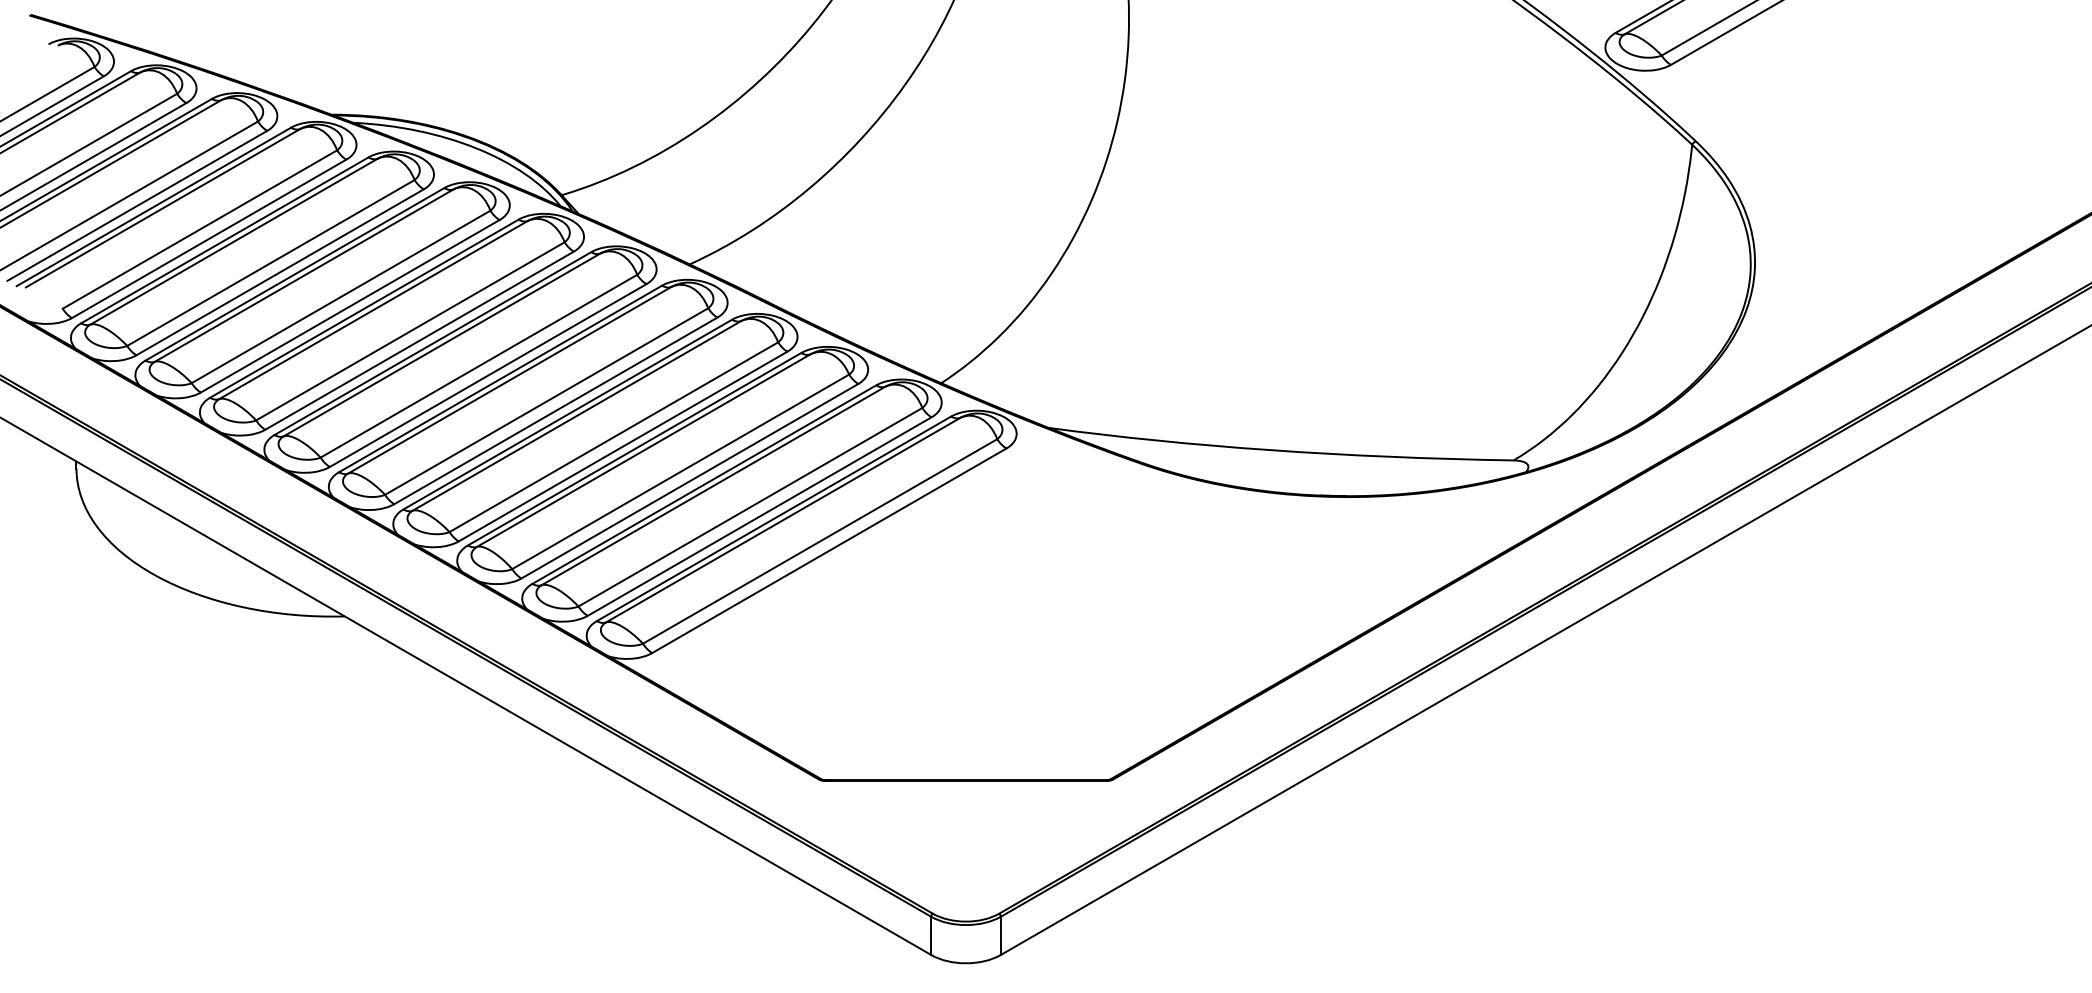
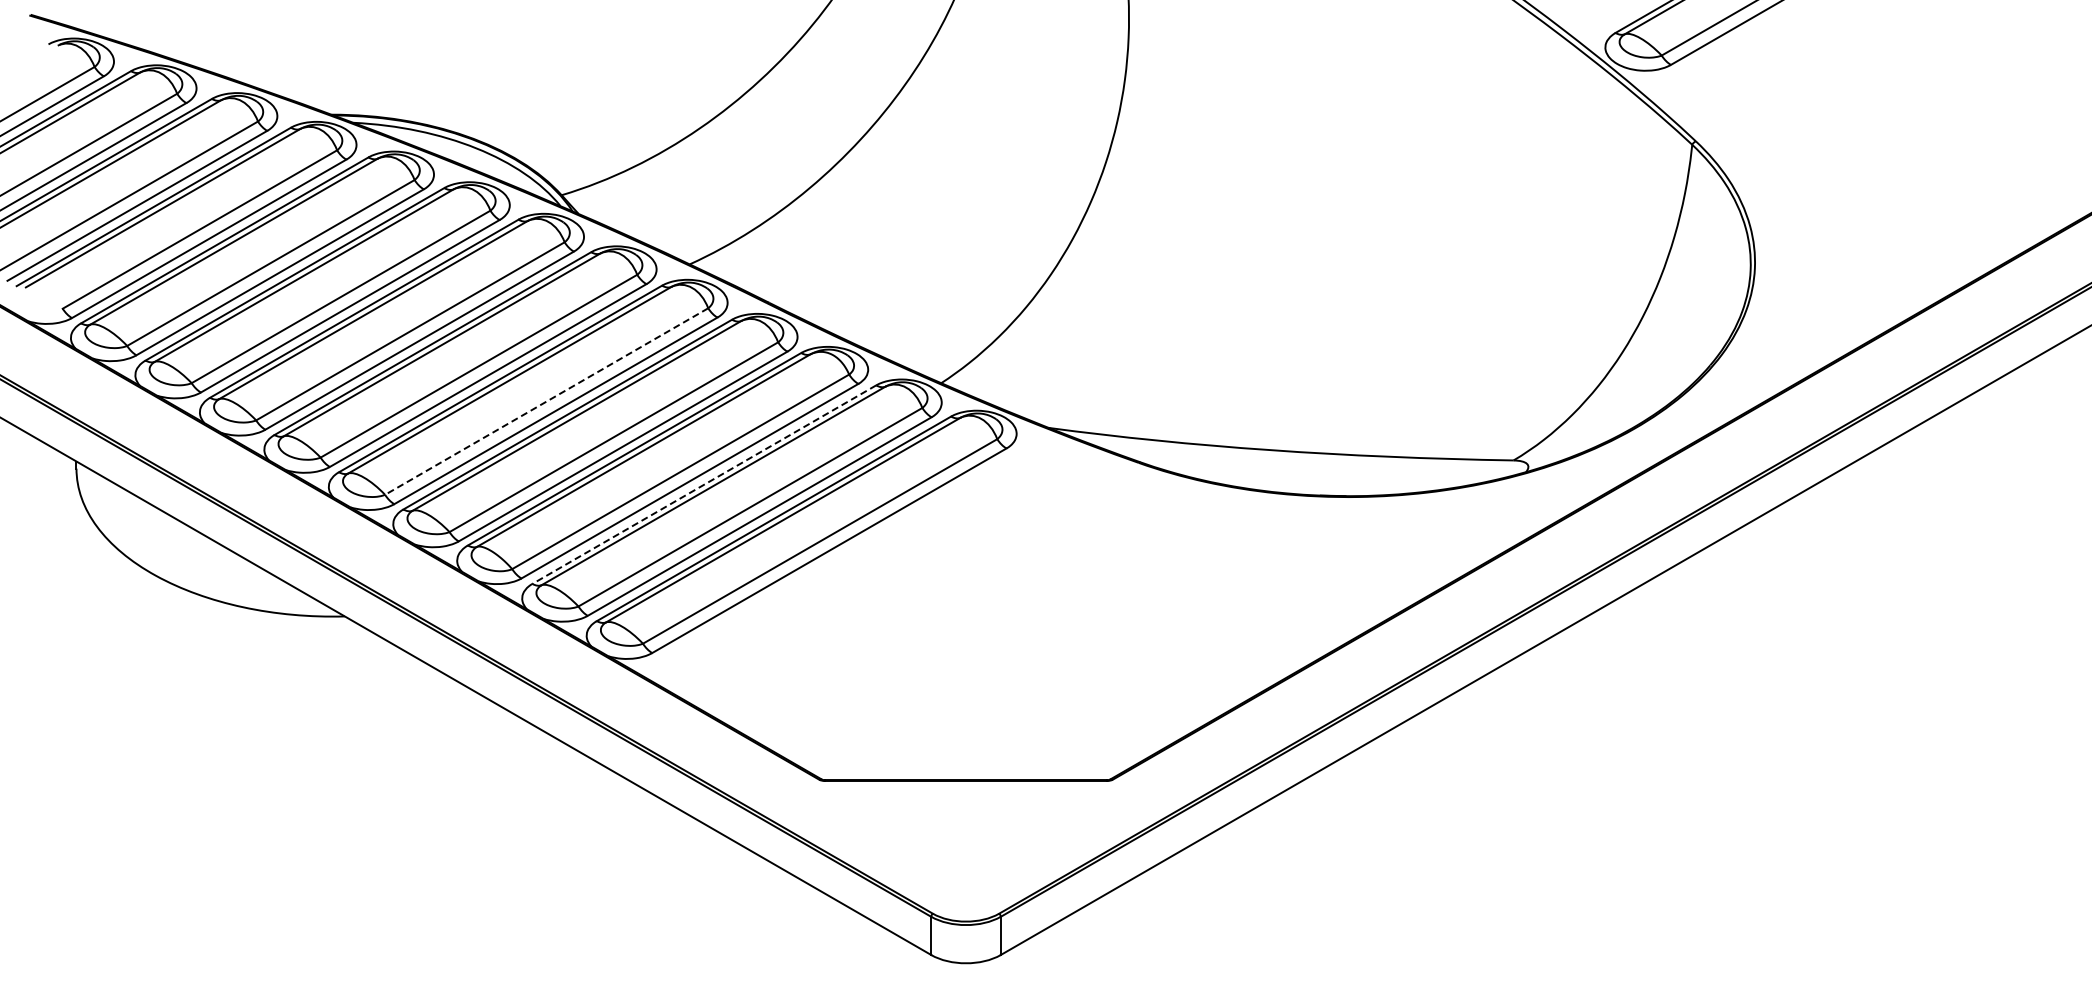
line: solid -> dashed (546, 401)
line: solid -> dashed (704, 484)
